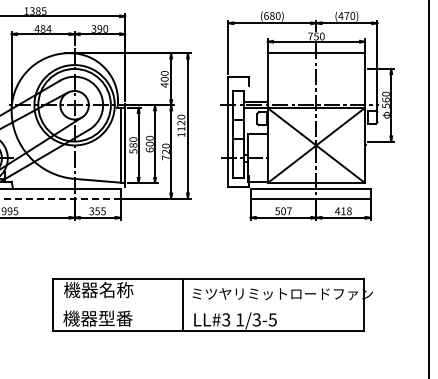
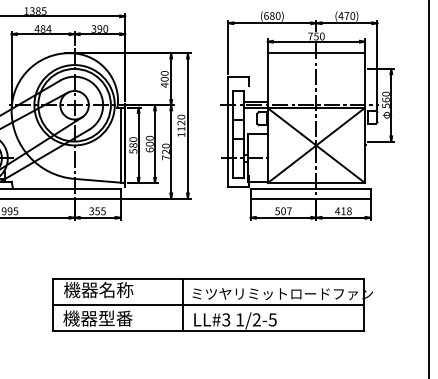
line: dashed -> solid (59, 198)
line: none -> present (208, 304)
text: 1/3-5 -> 1/2-5 (256, 319)
